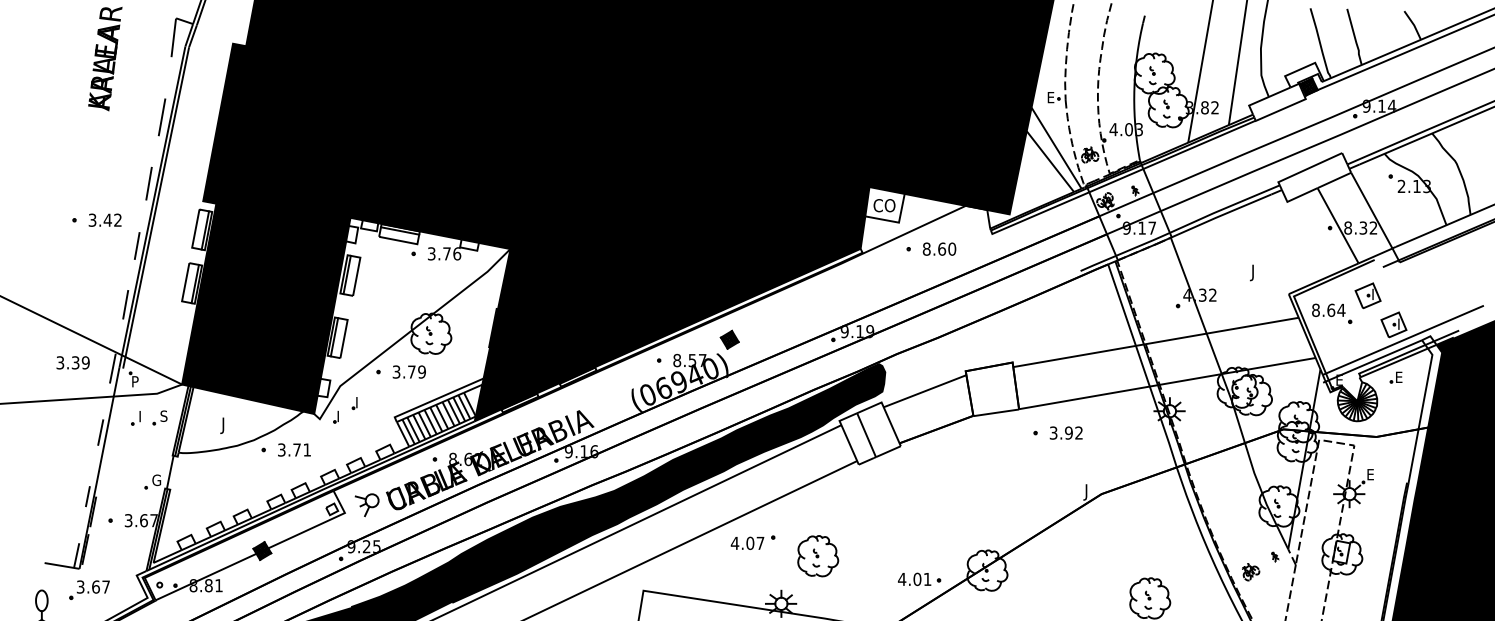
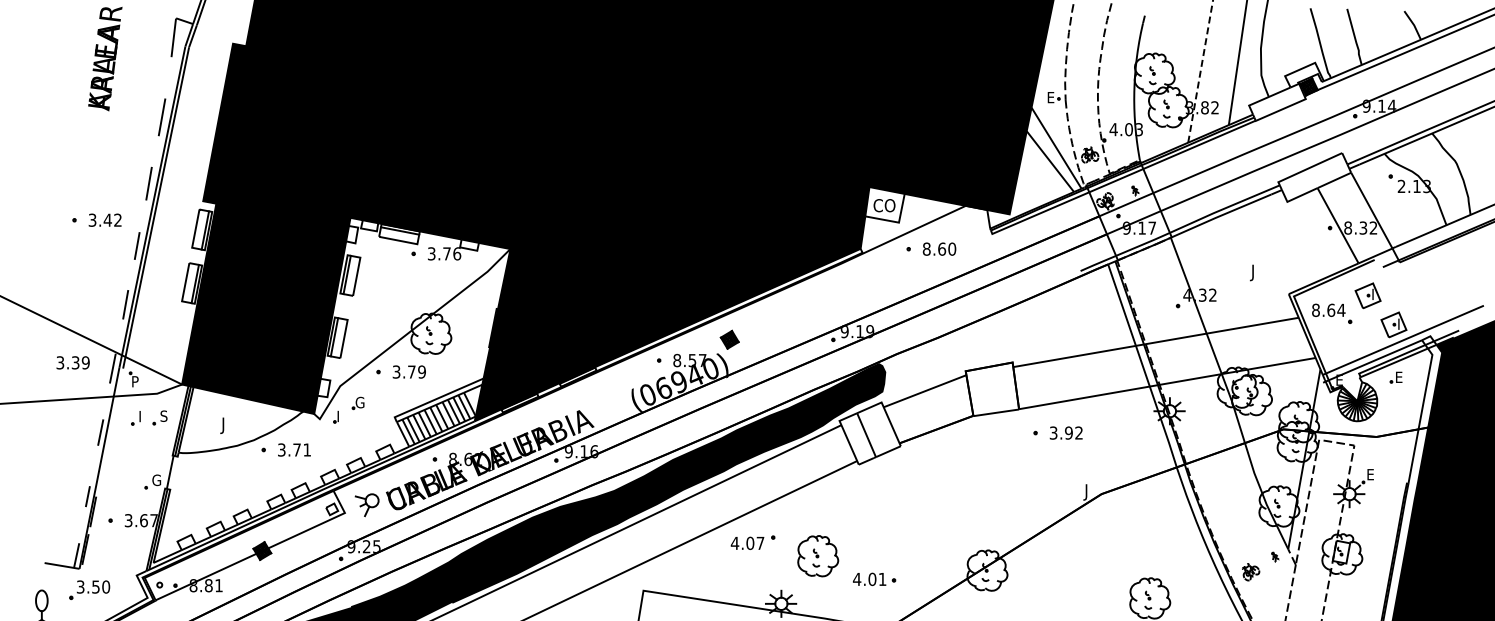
line: solid -> dashed (1200, 71)
text: I -> G (359, 402)
part position: (919, 578) -> (874, 578) (874, 578)
text: 3.67 -> 3.50 (101, 586)
